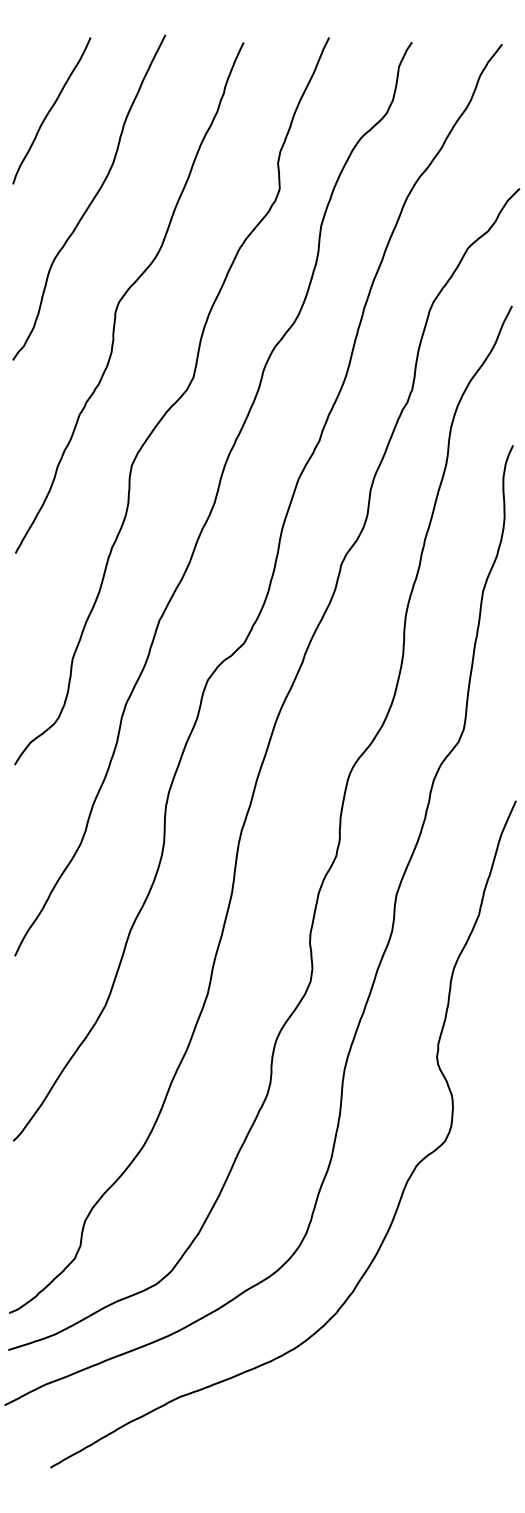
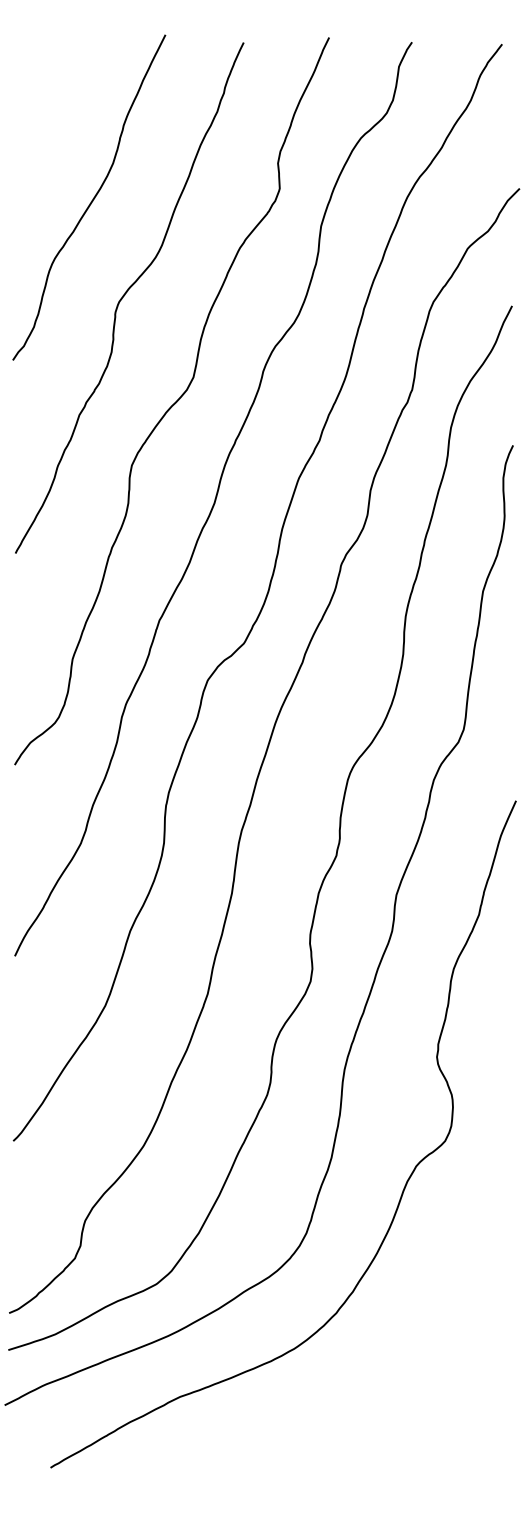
curve: present -> none (51, 110)
